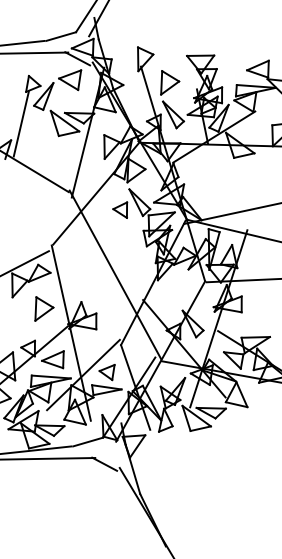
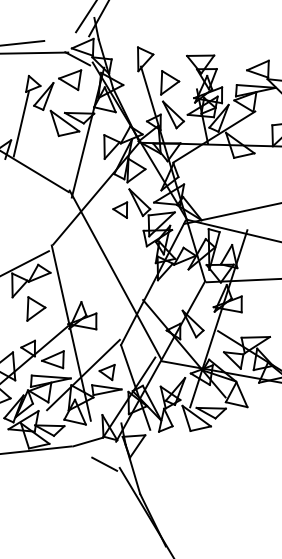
line: present -> none (61, 36)
part position: (44, 308) -> (36, 308) (36, 308)
line: present -> none (48, 458)
